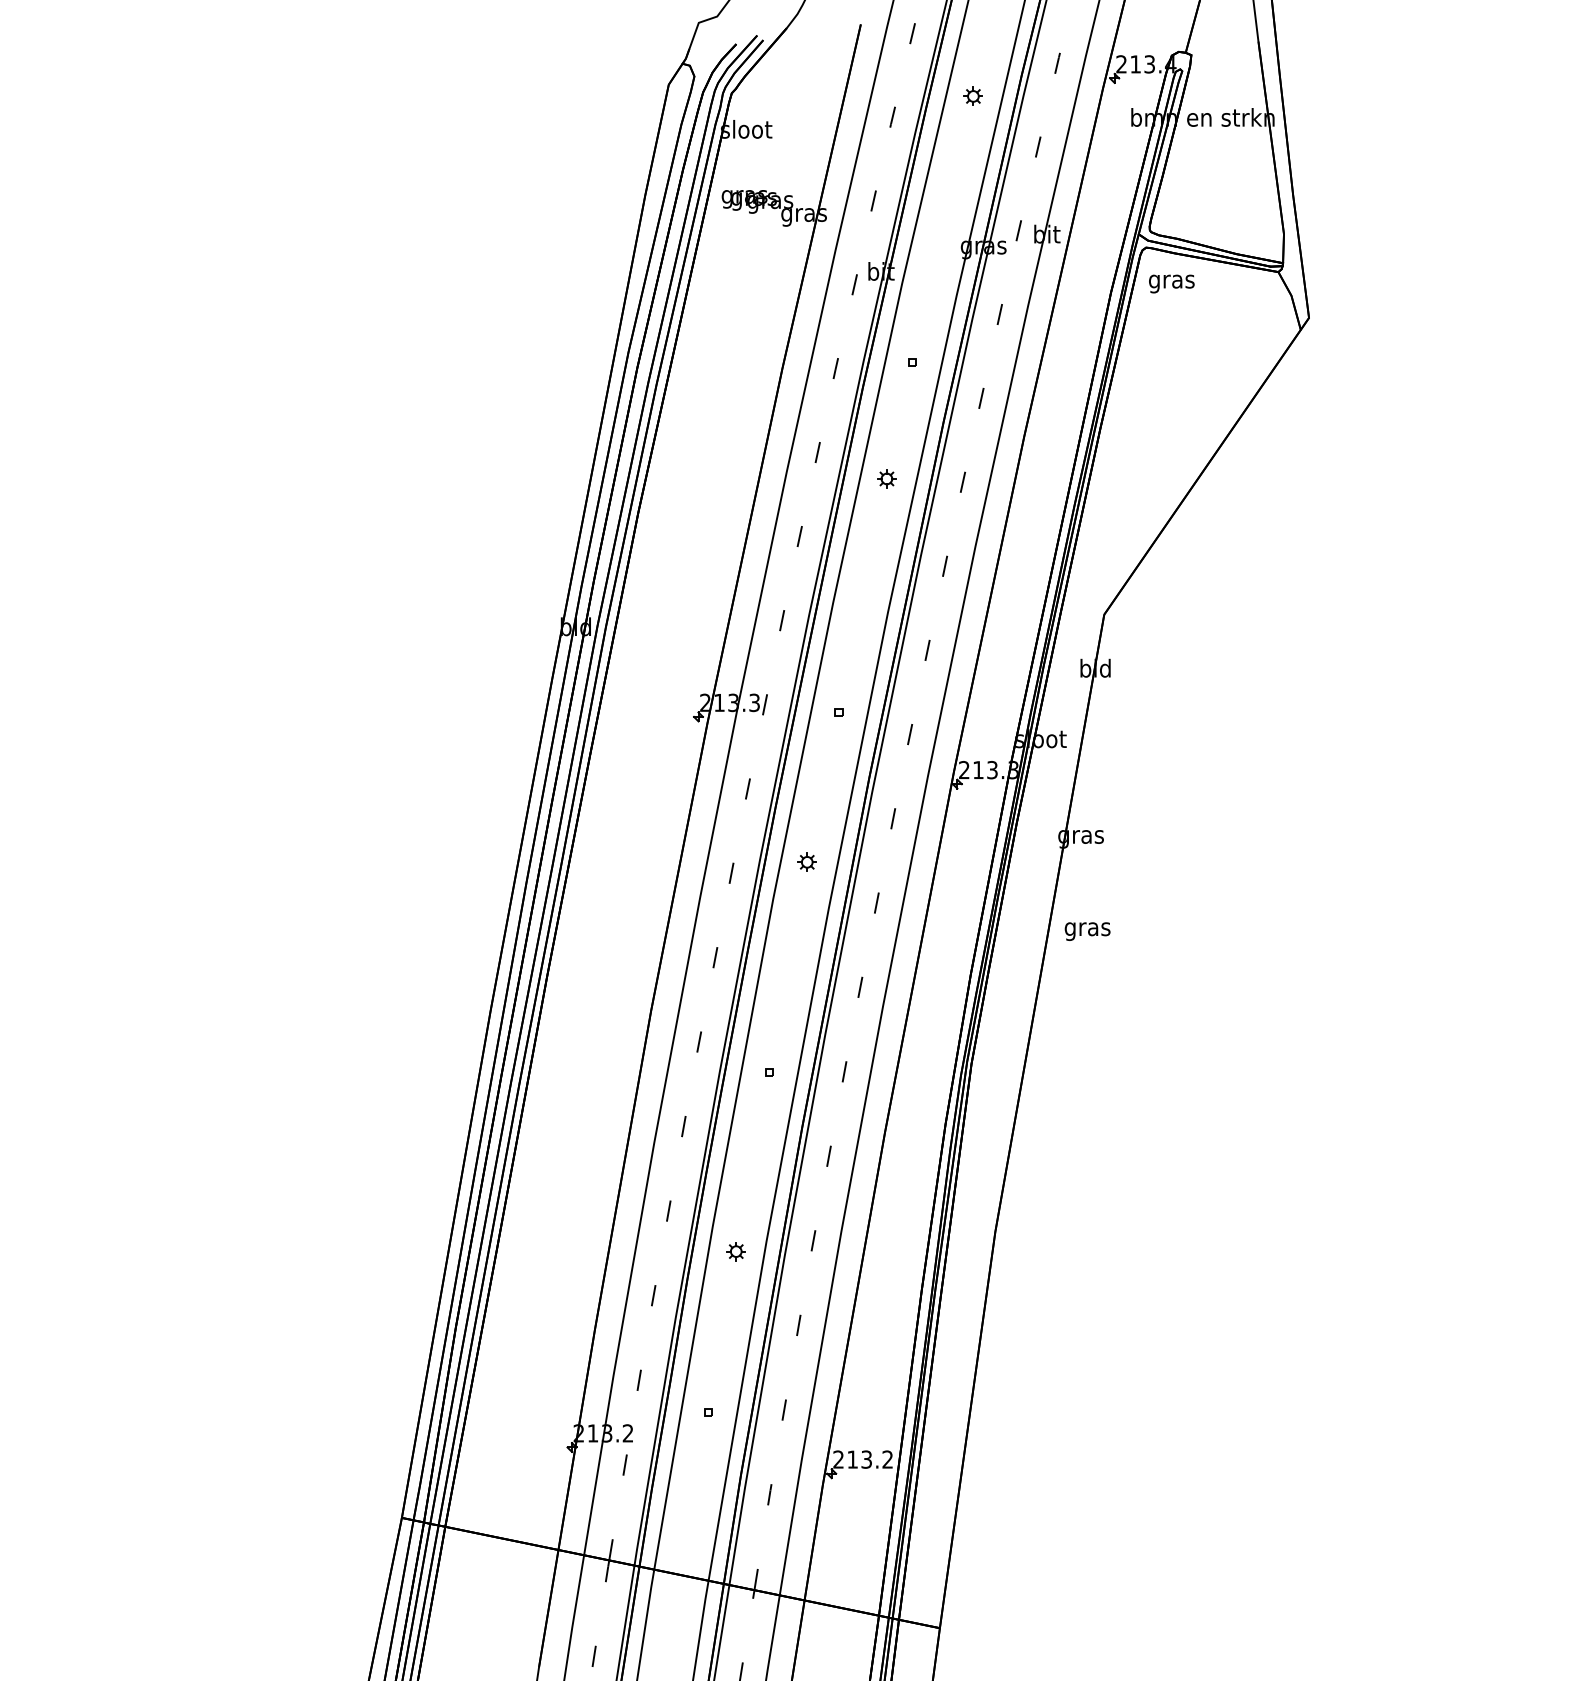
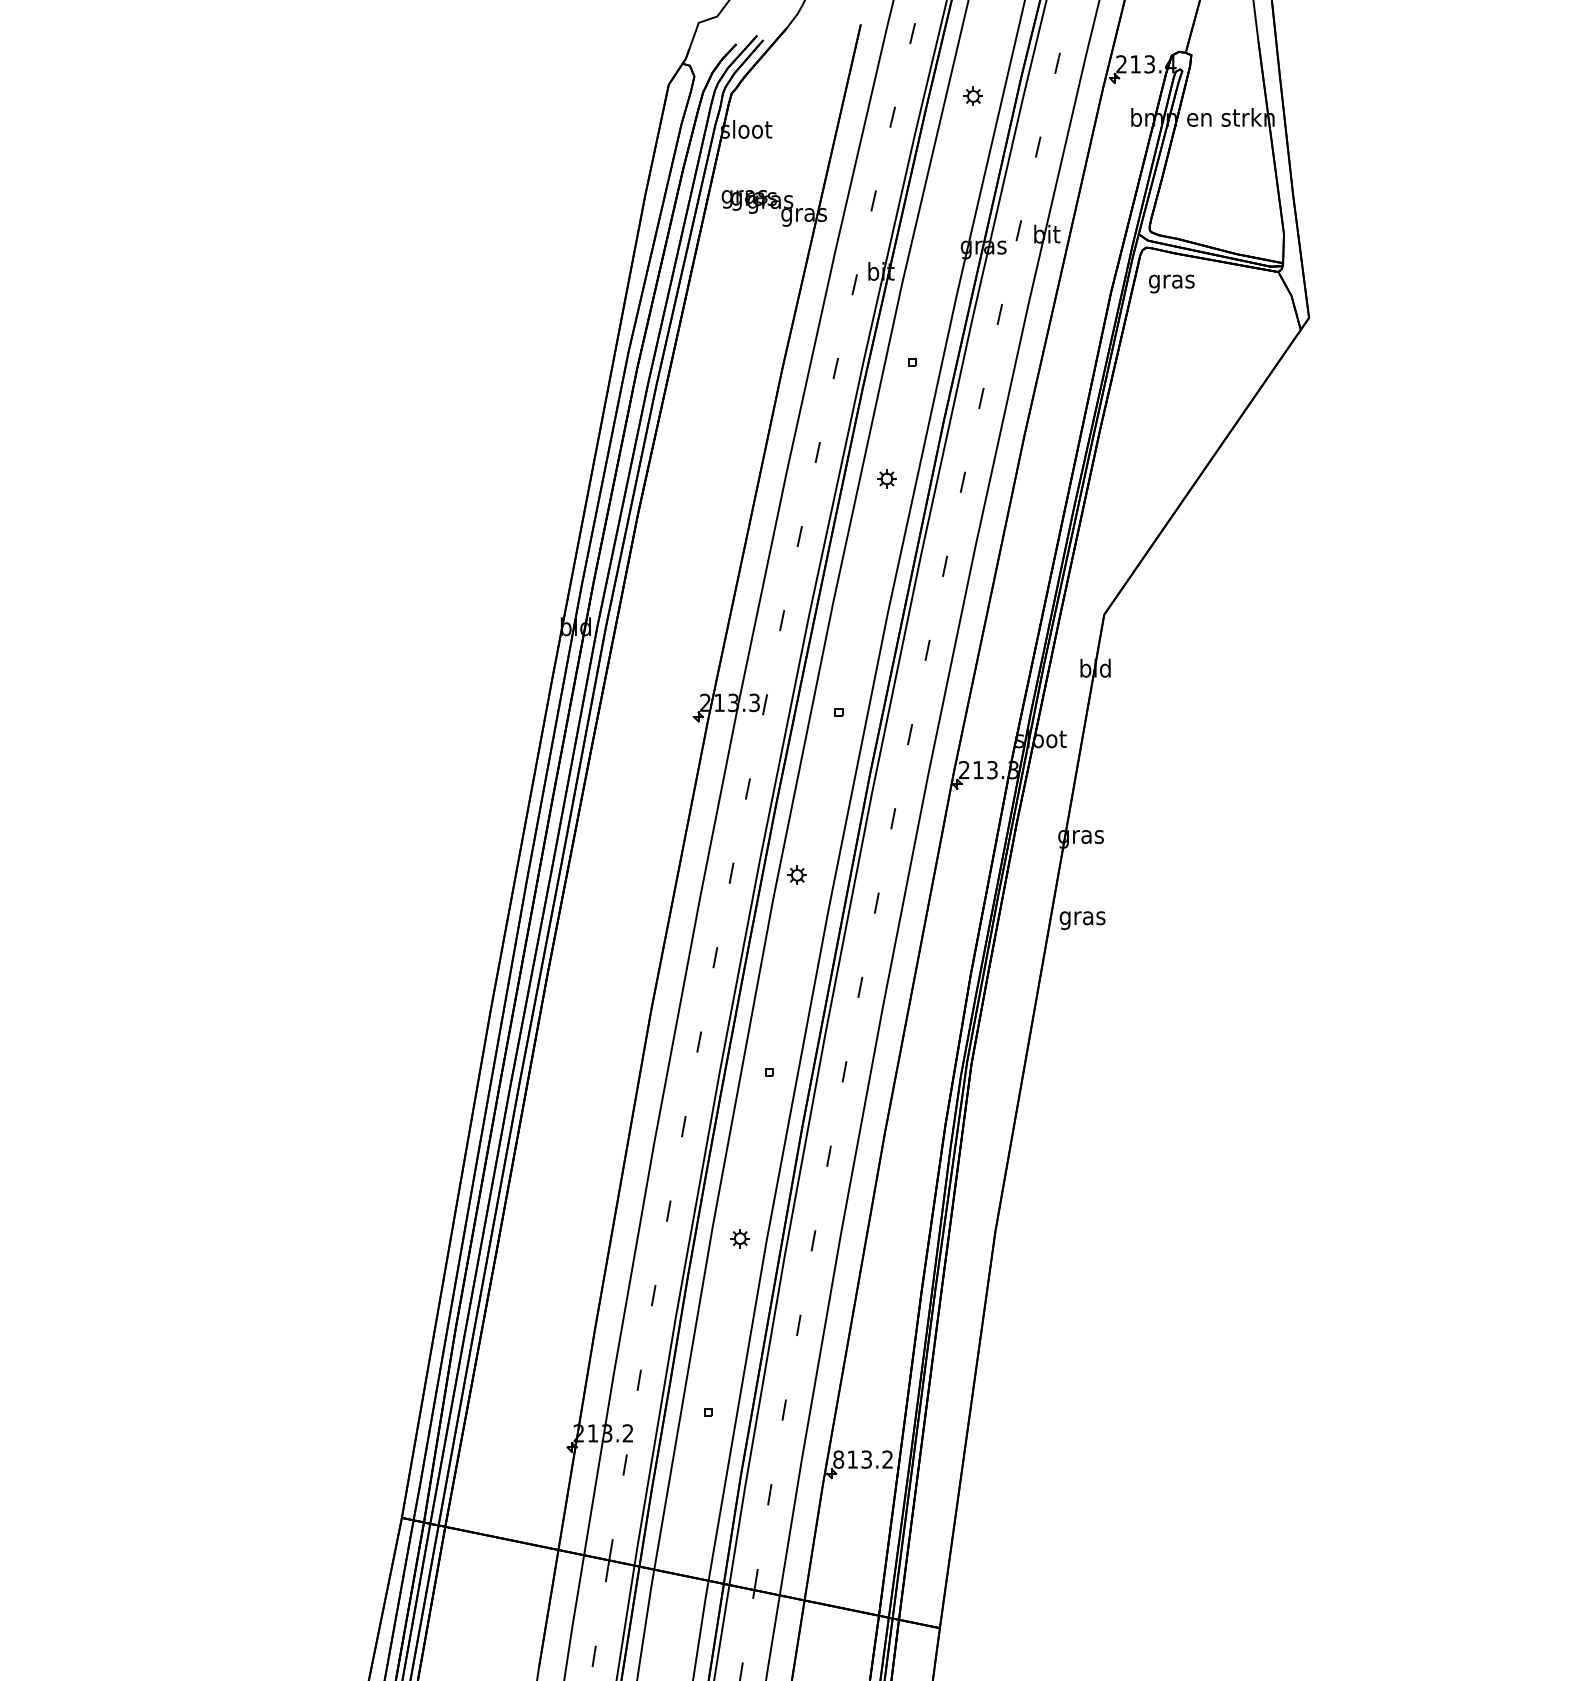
part position: (806, 861) -> (796, 874) (796, 874)
text position: (1087, 931) -> (1082, 920) (1082, 920)
part position: (735, 1251) -> (739, 1238) (739, 1238)
text: 213.2 -> 813.2 (838, 1459)
